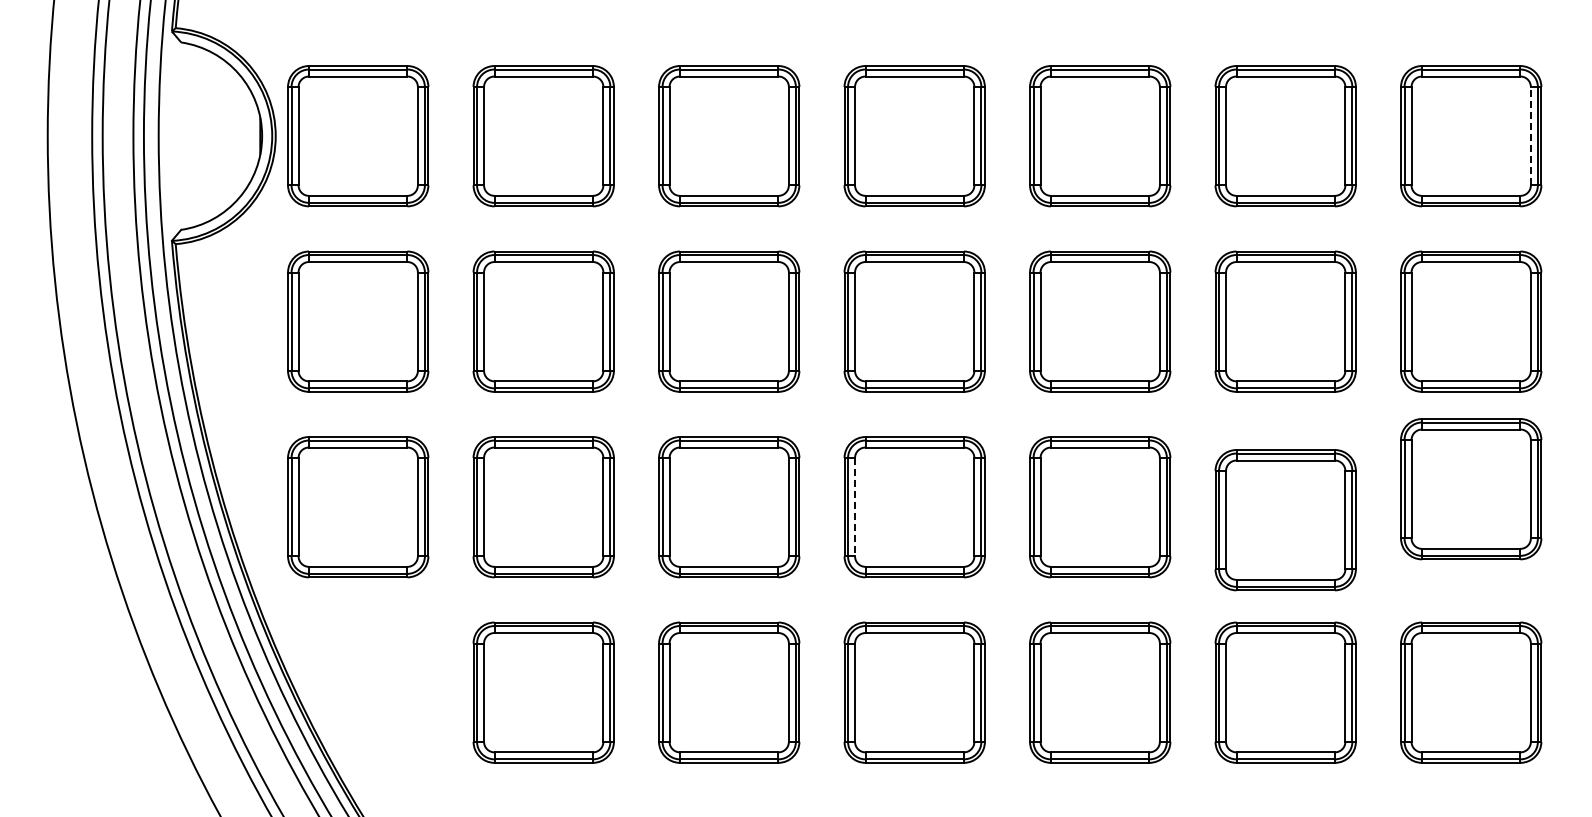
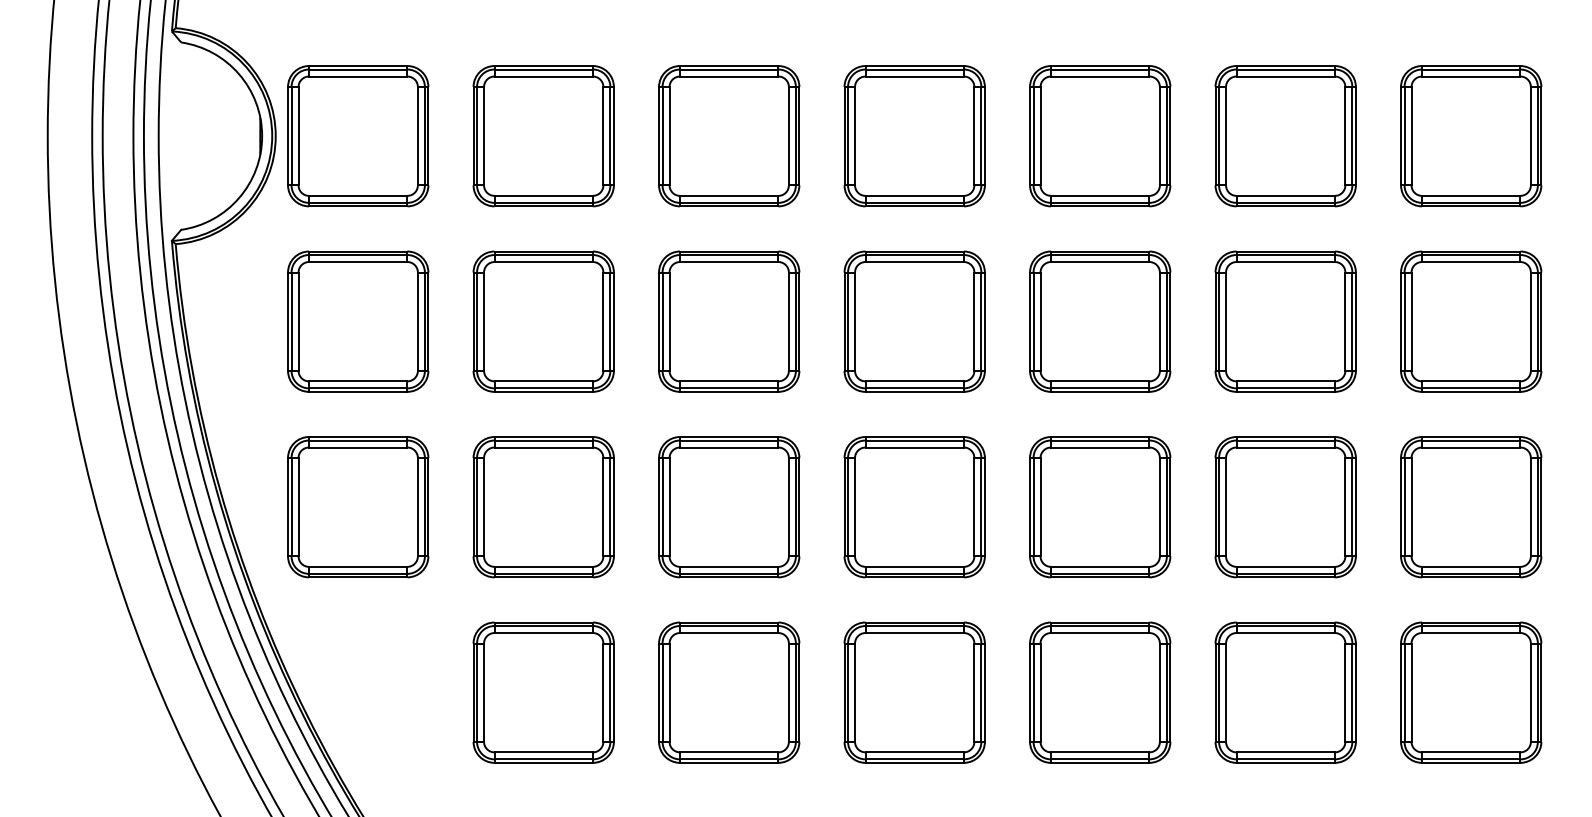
line: dashed -> solid (1530, 135)
part position: (1471, 489) -> (1471, 507) (1471, 507)
line: dashed -> solid (855, 507)
part position: (1285, 520) -> (1285, 507) (1285, 507)
